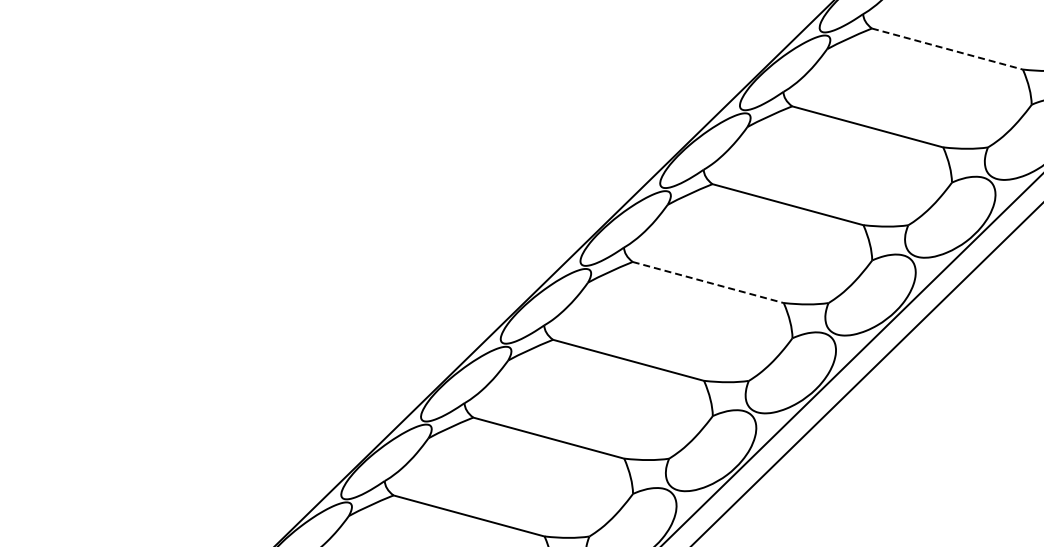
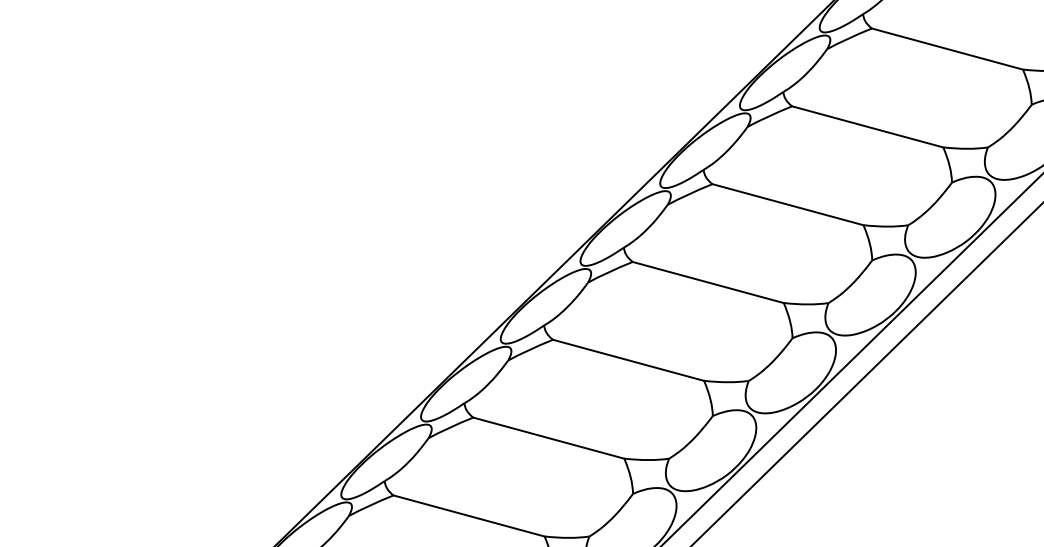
line: dashed -> solid (947, 49)
line: dashed -> solid (708, 282)
